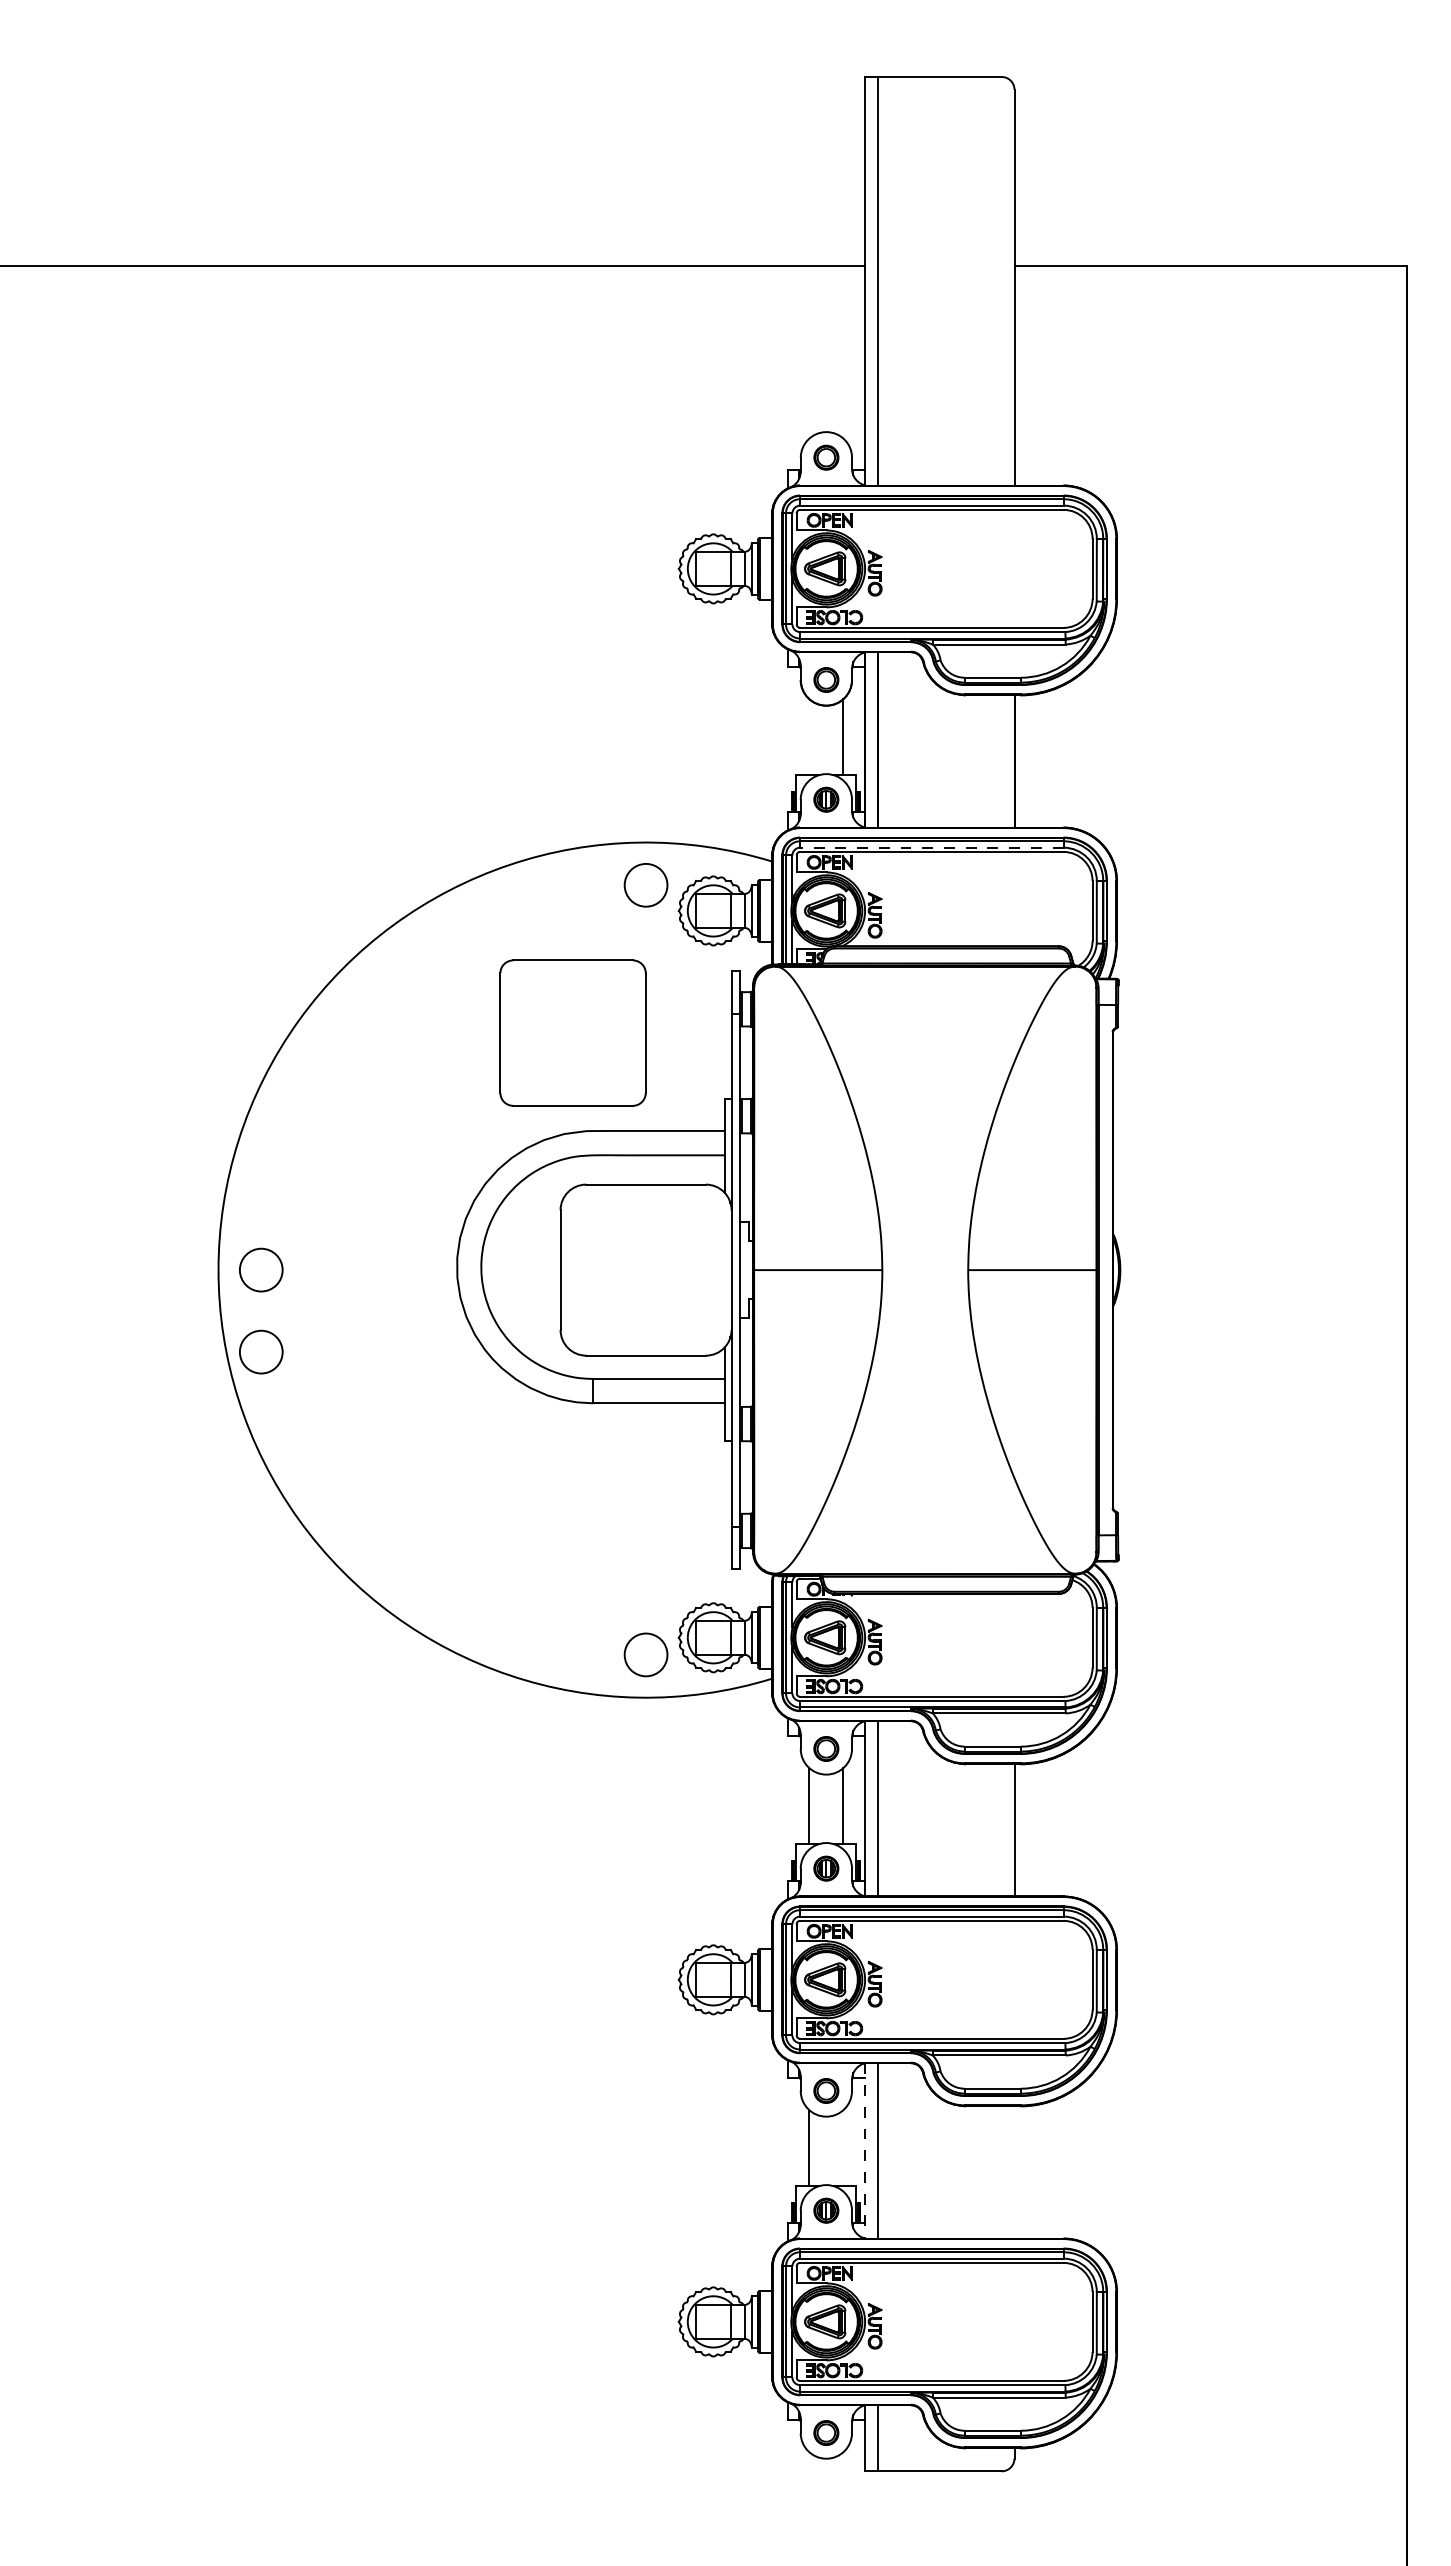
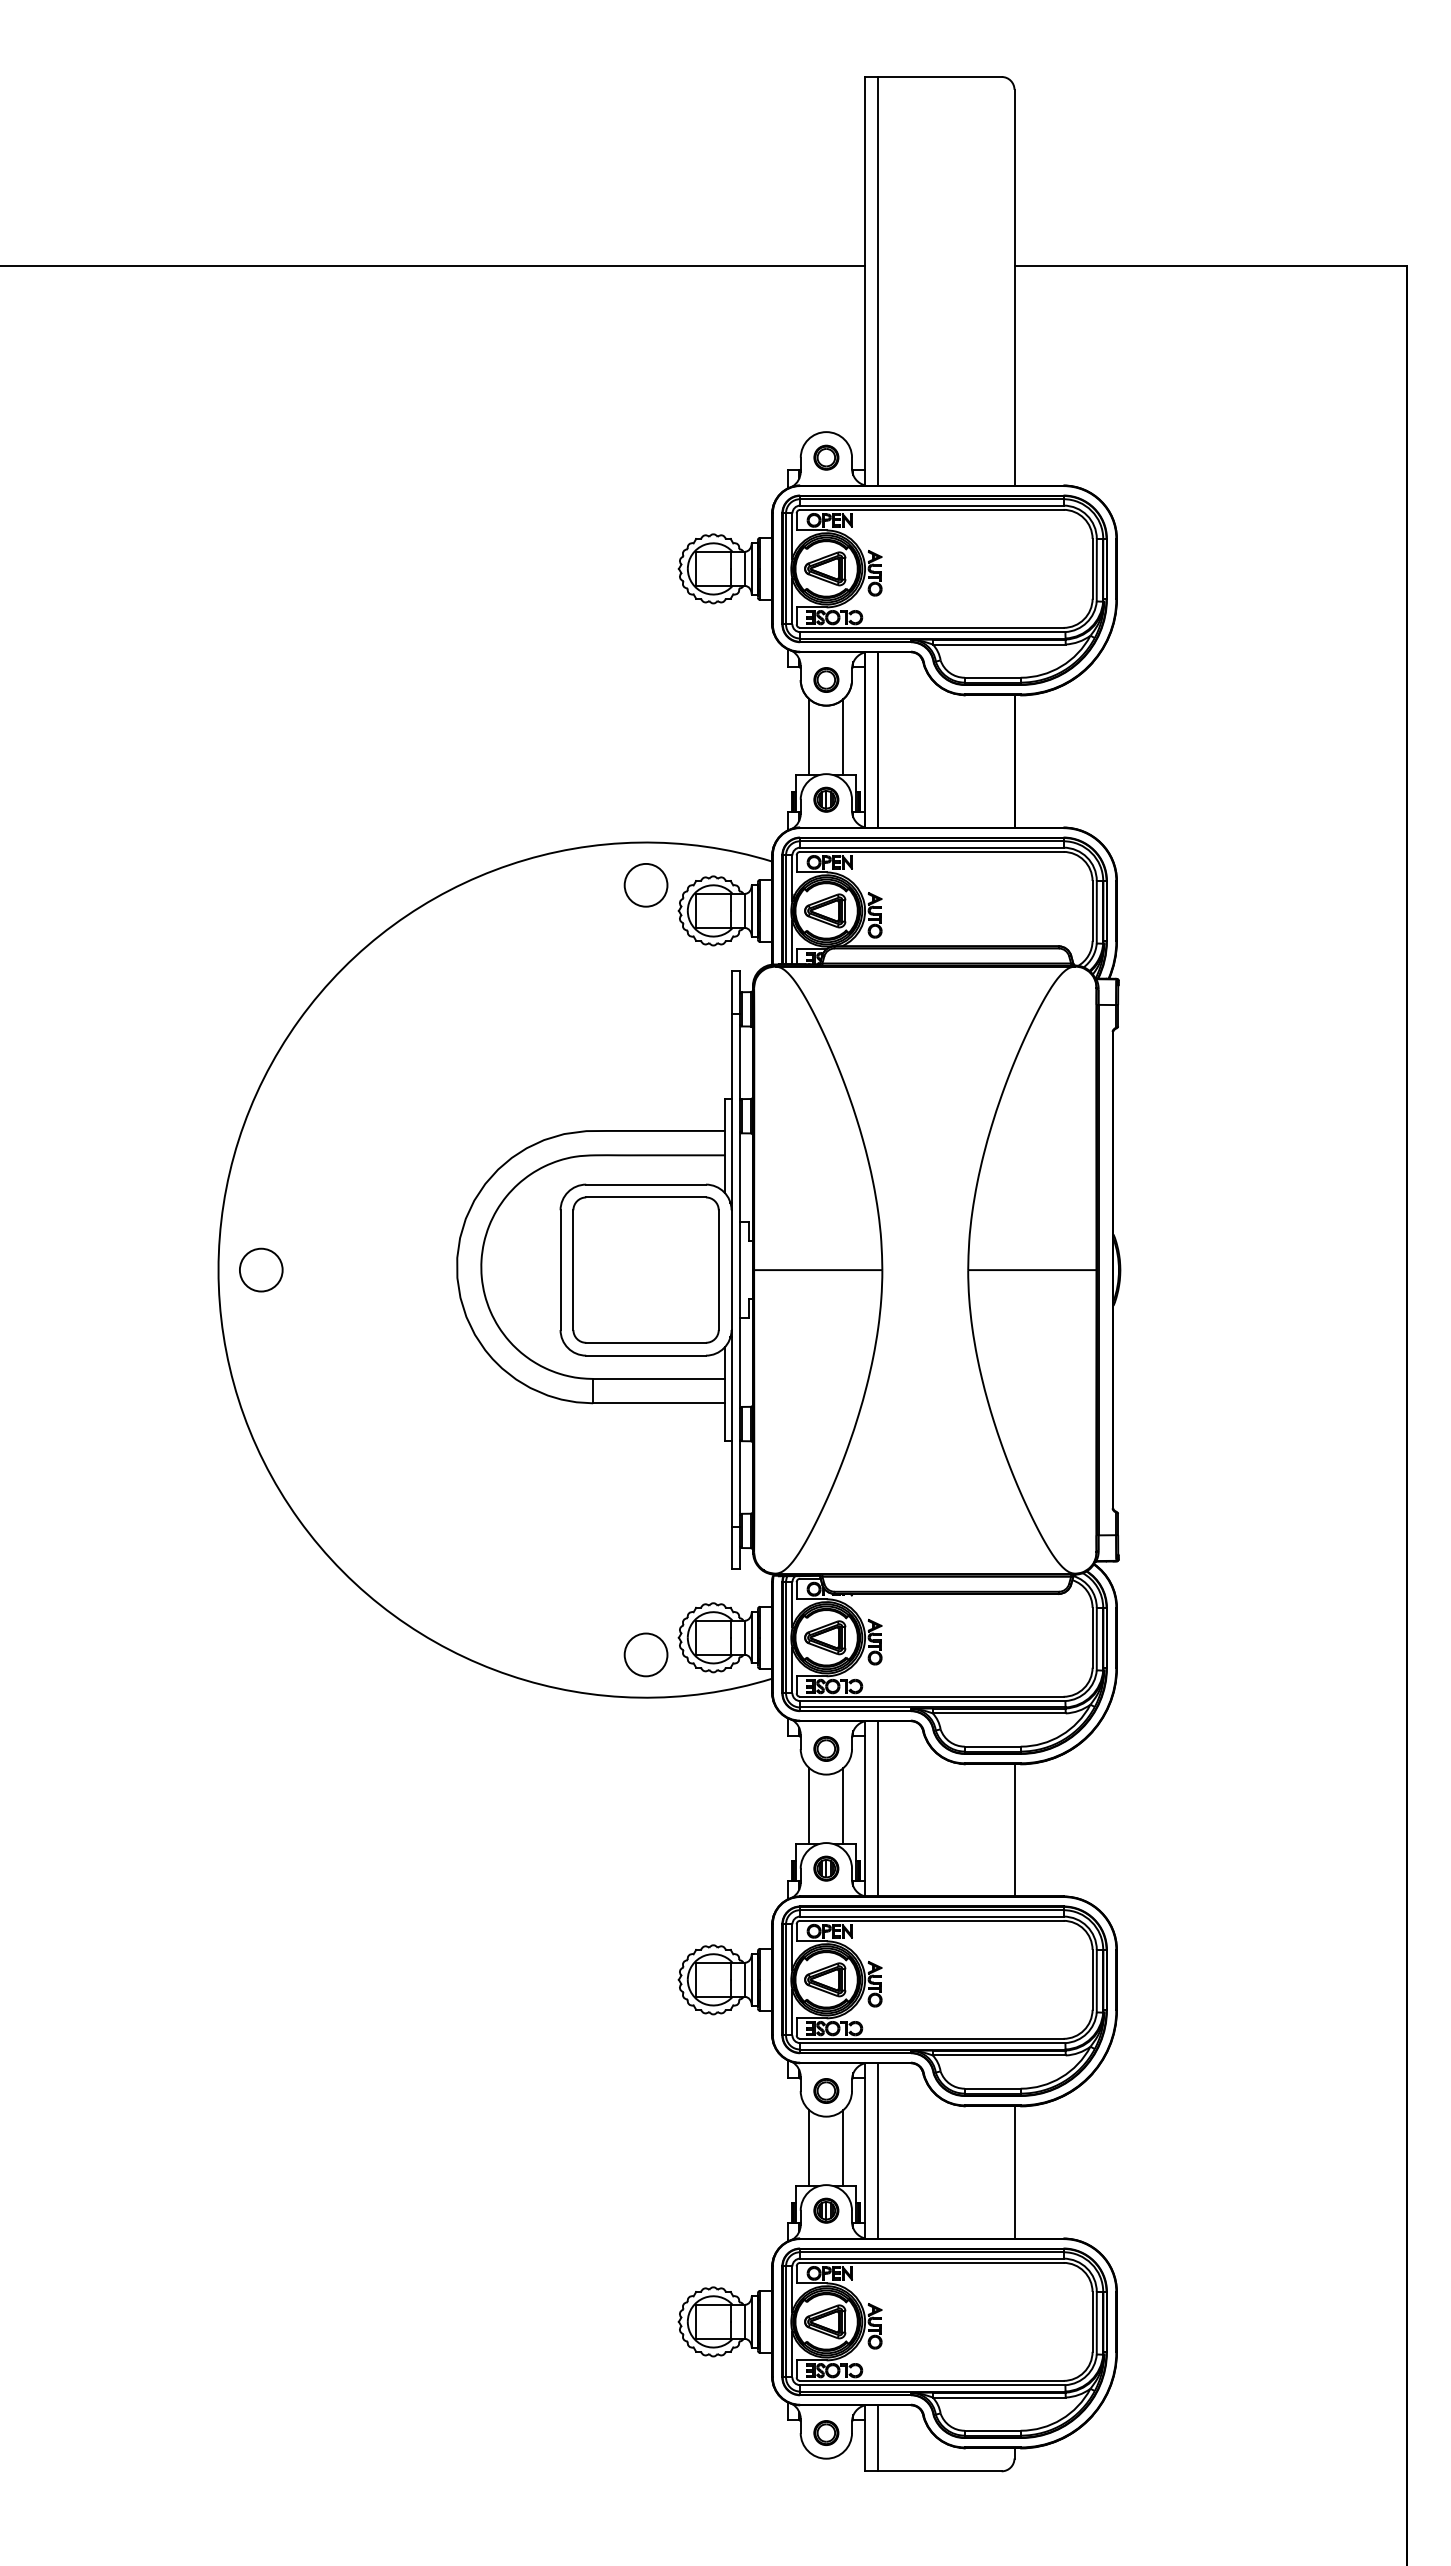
line: none -> present (809, 737)
line: dashed -> solid (931, 847)
part position: (572, 1032) -> (645, 1269) (645, 1269)
circle: present -> none (261, 1351)
line: none -> present (843, 2148)
line: dashed -> solid (864, 2150)
line: none -> present (1014, 2172)
